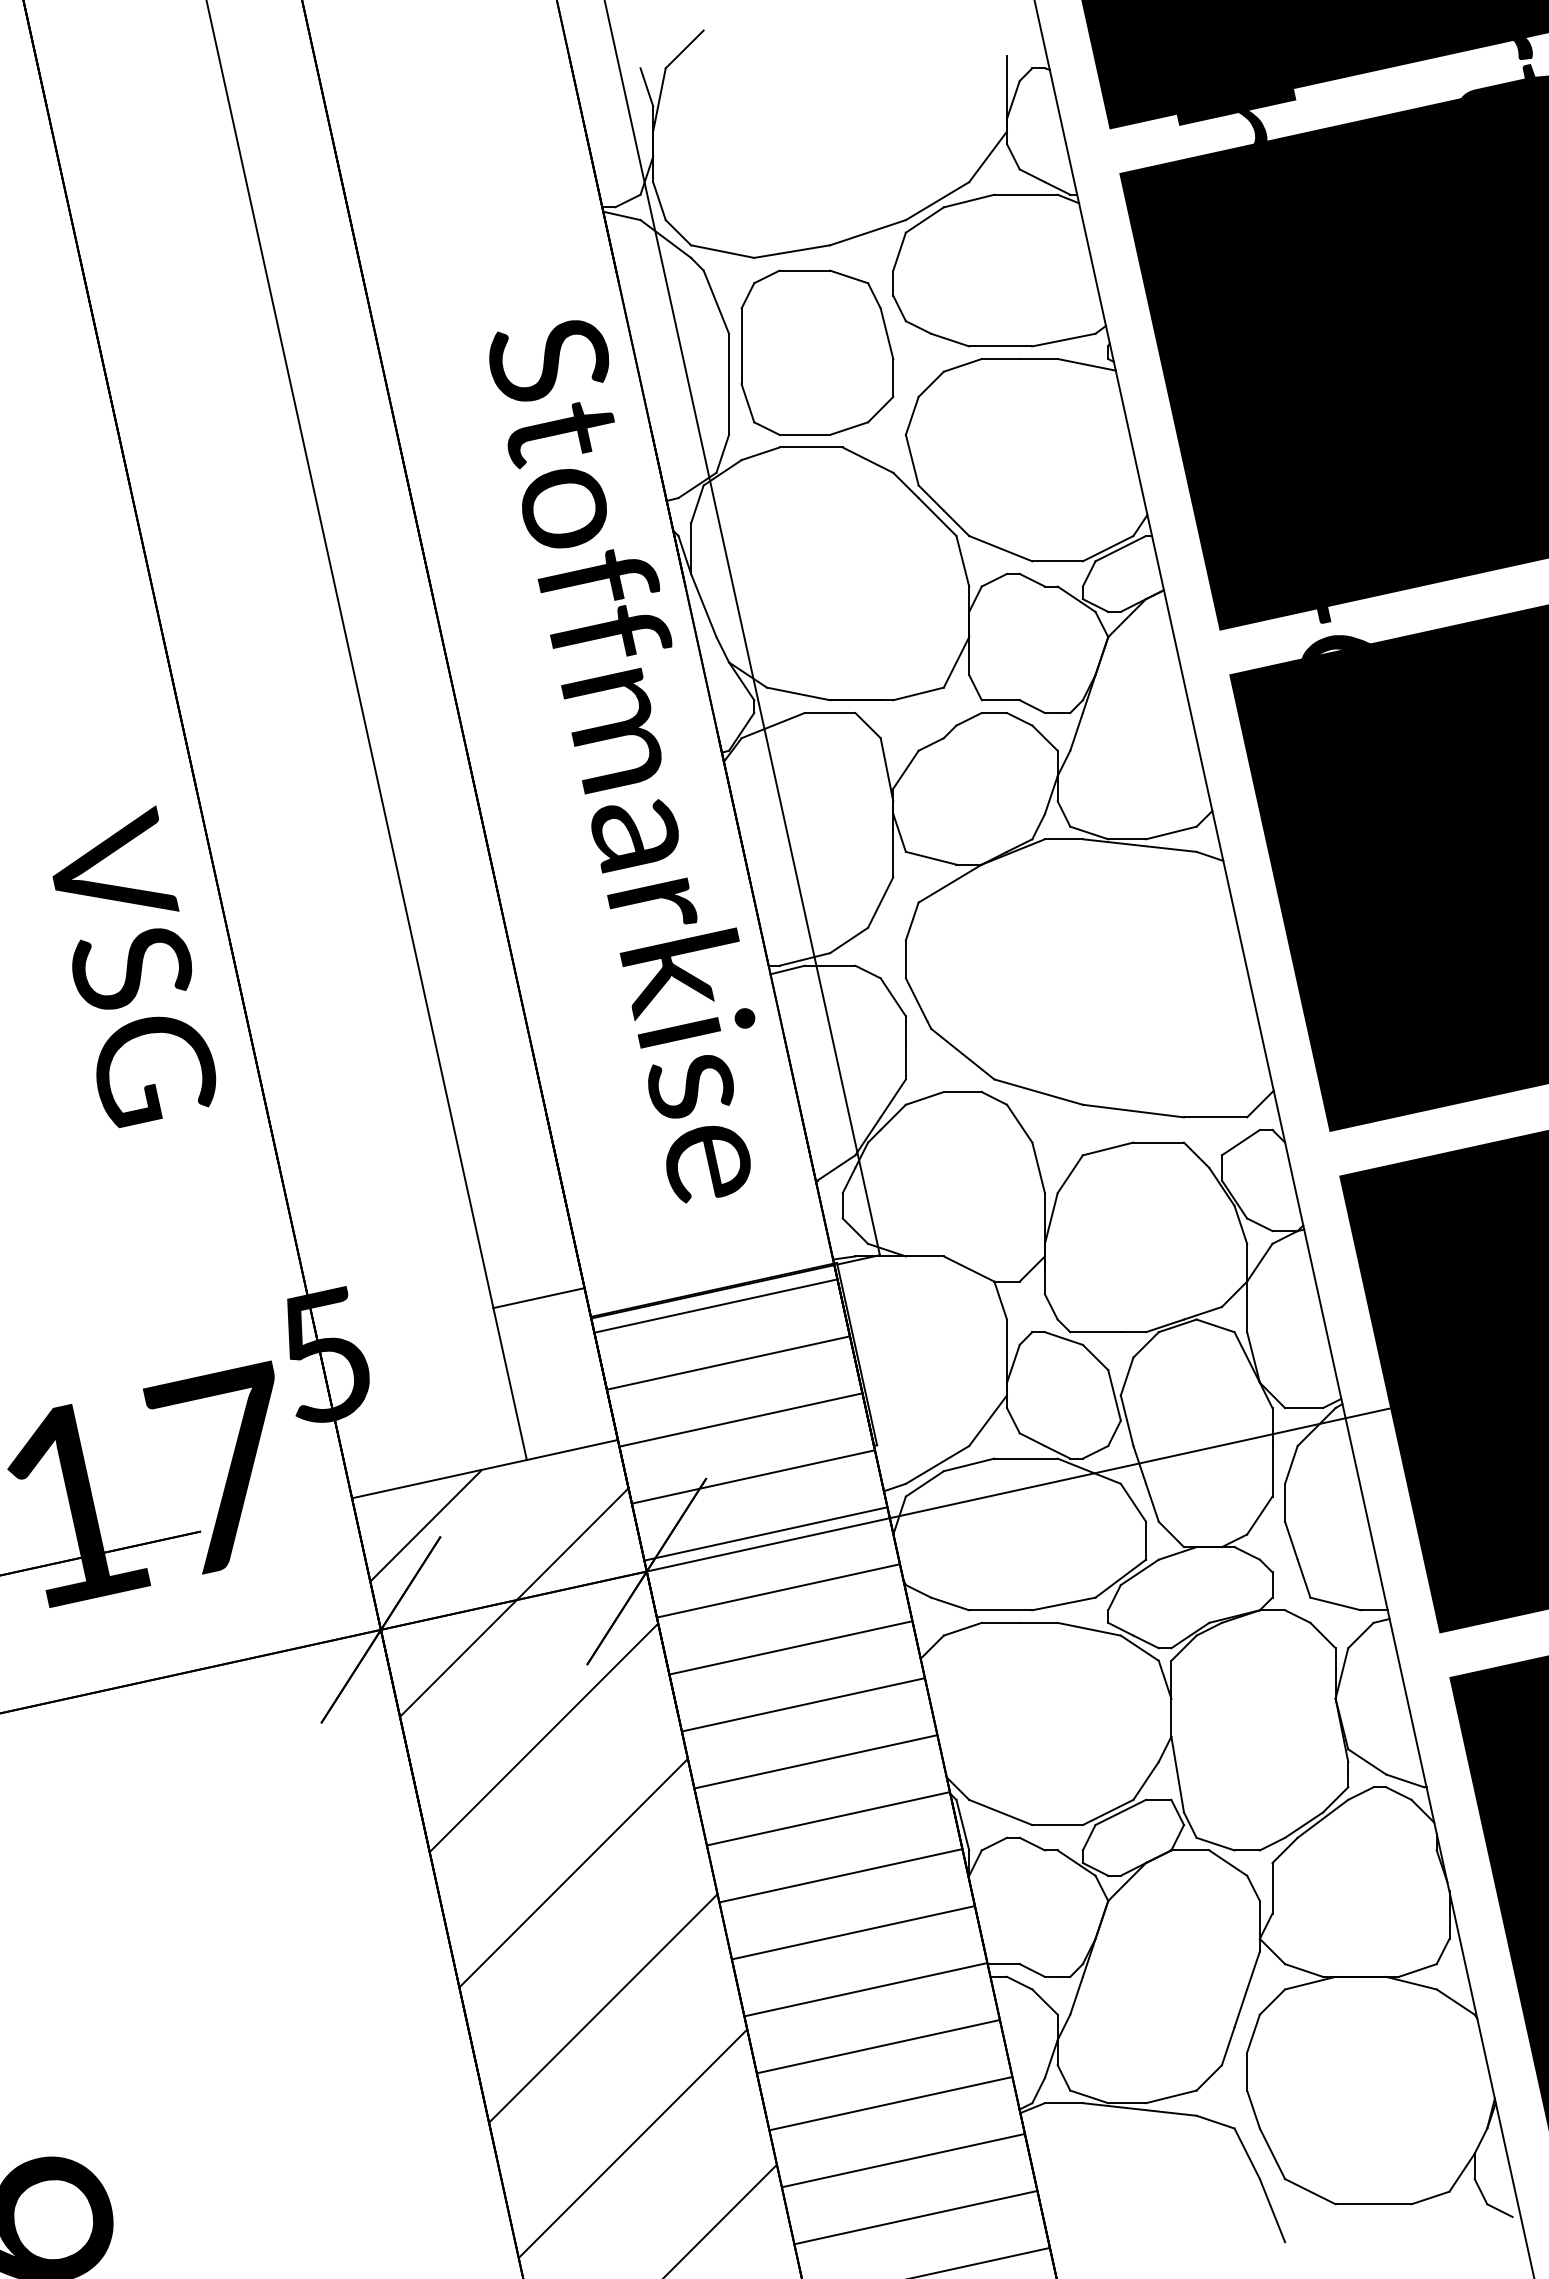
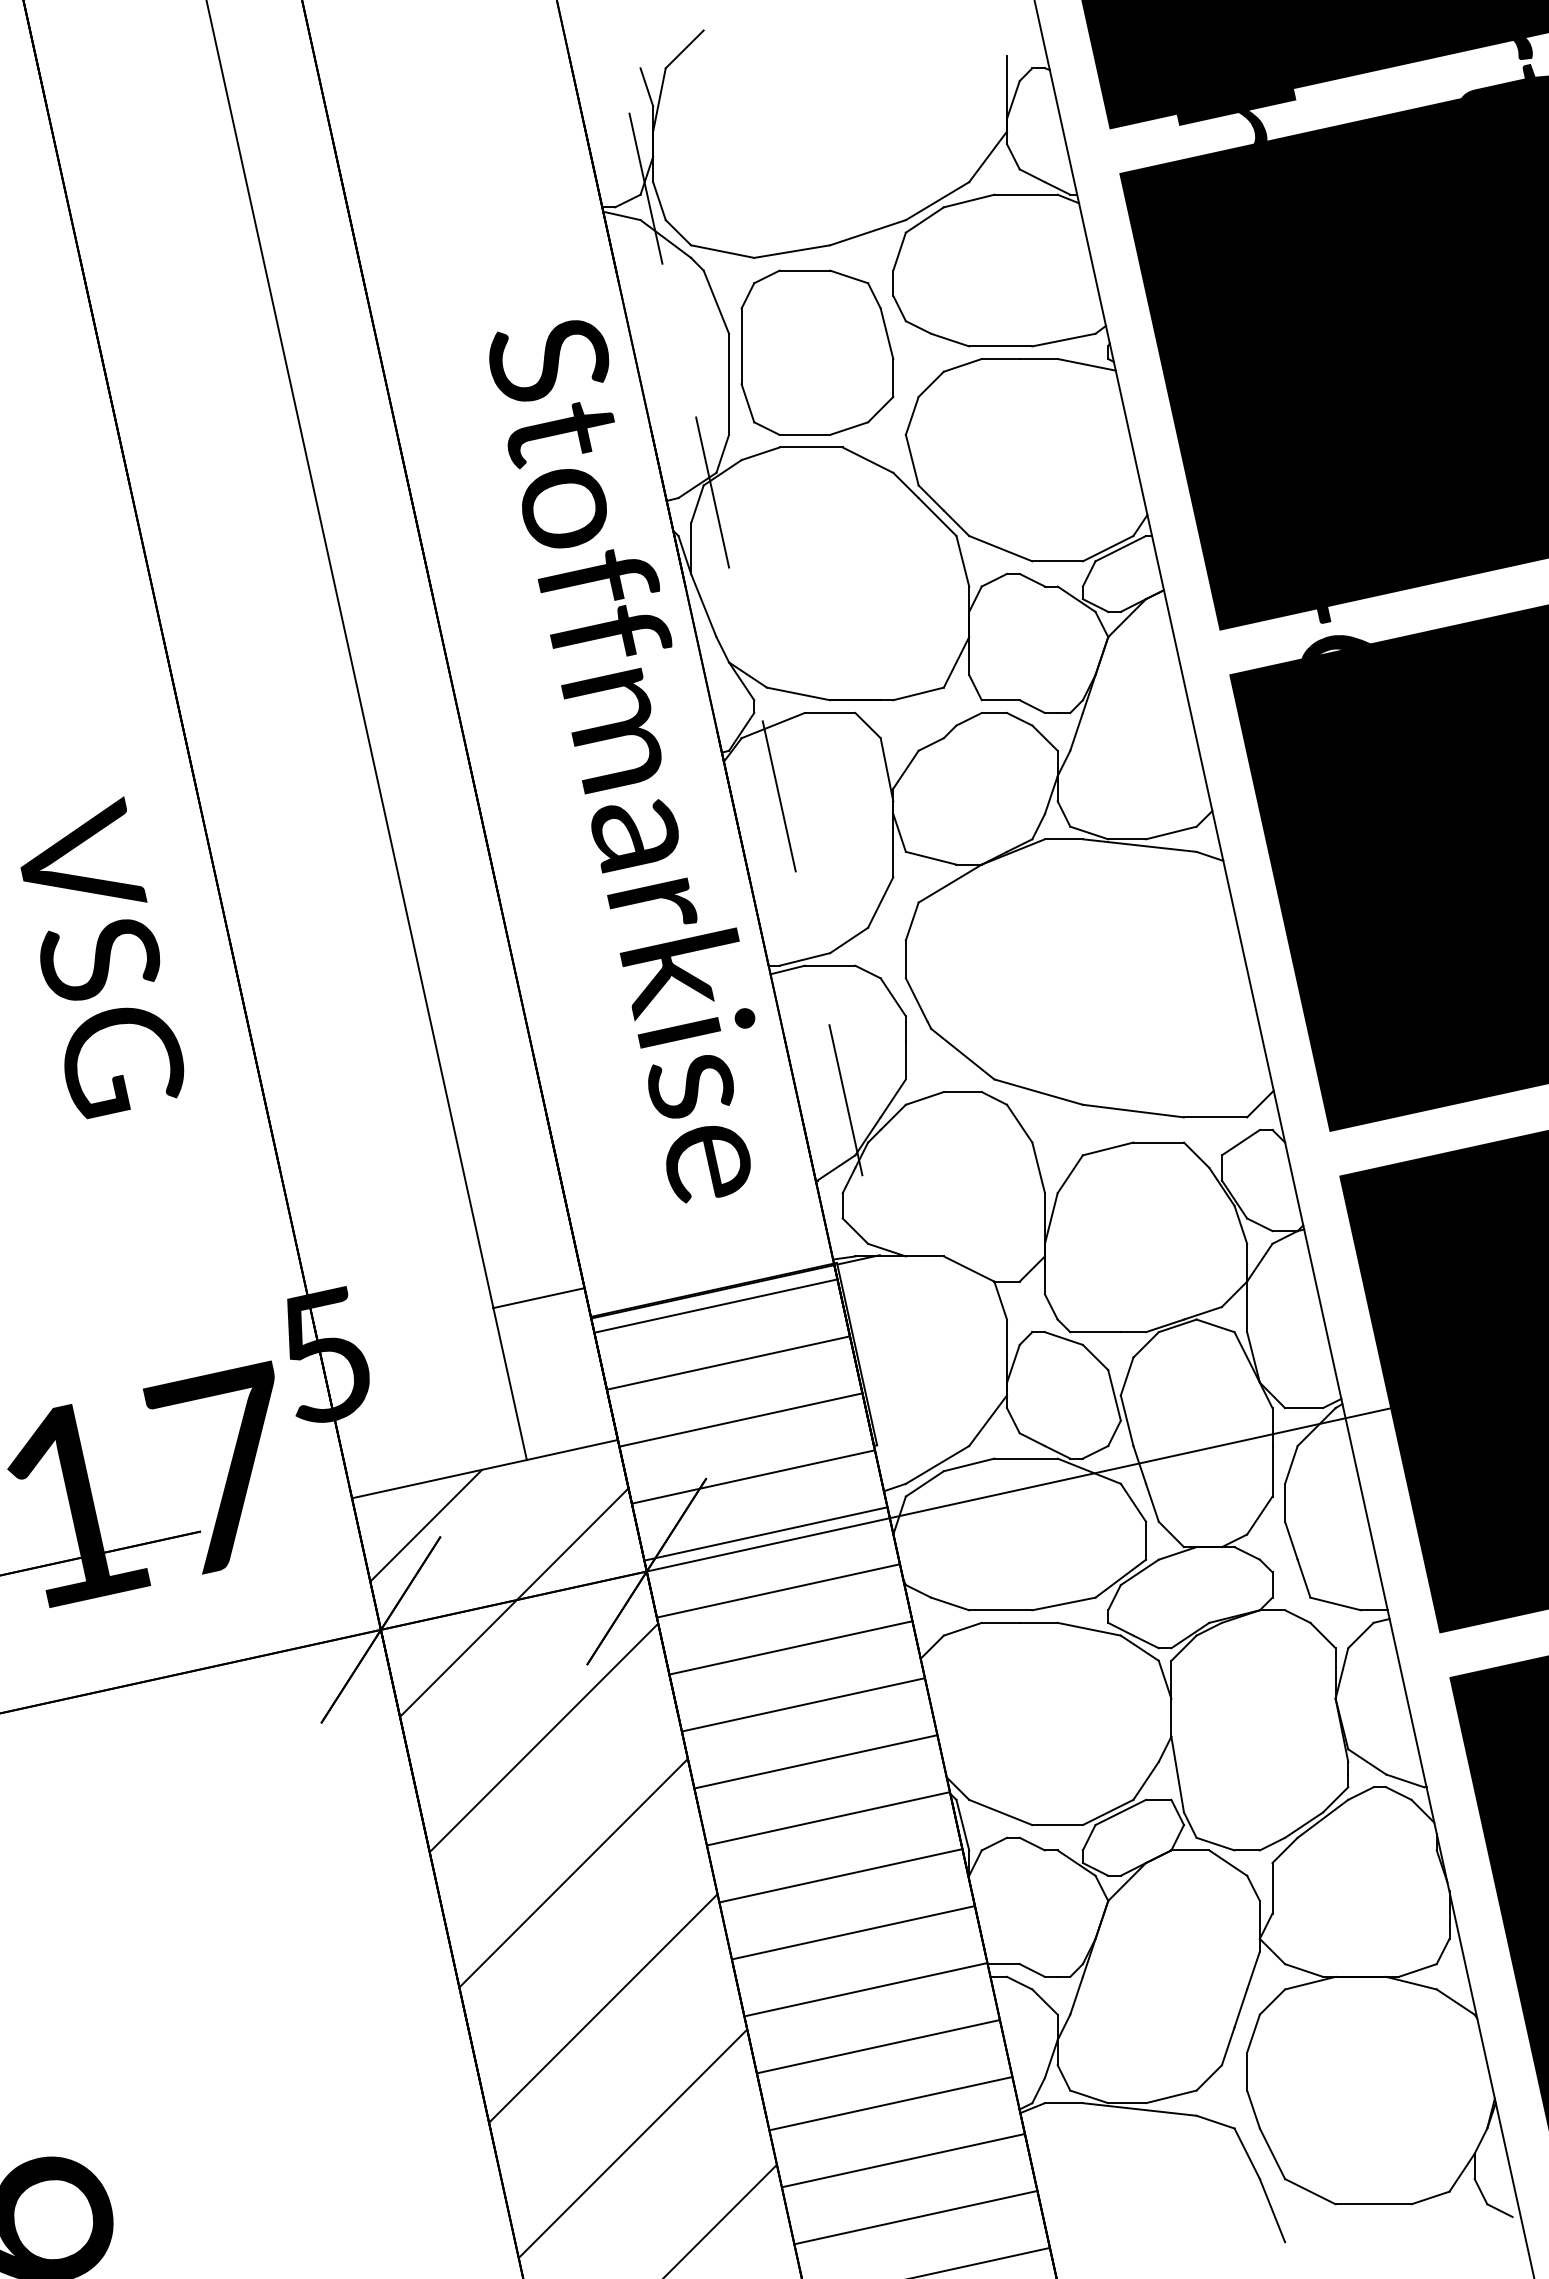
line: solid -> dashed (742, 628)
text position: (134, 966) -> (102, 957) (102, 957)
